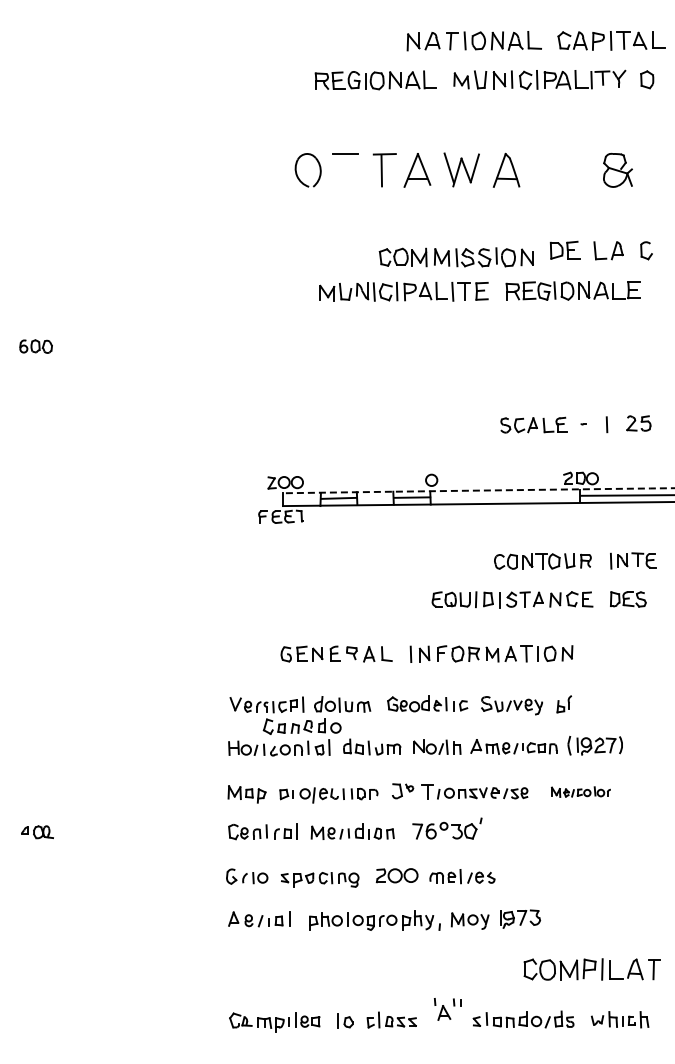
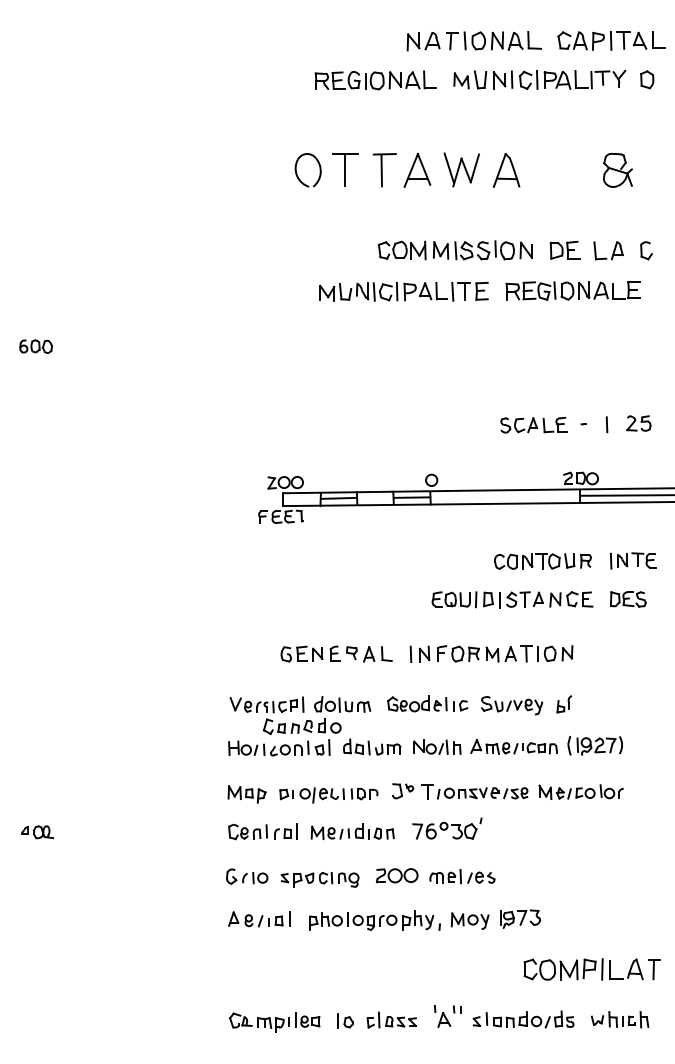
line: none -> present (345, 170)
part position: (455, 257) -> (454, 250) (454, 250)
arc: dashed -> solid (478, 490)
part size: 60x12 px -> 86x16 px (580, 791)
part position: (447, 1009) -> (447, 1016) (447, 1016)
